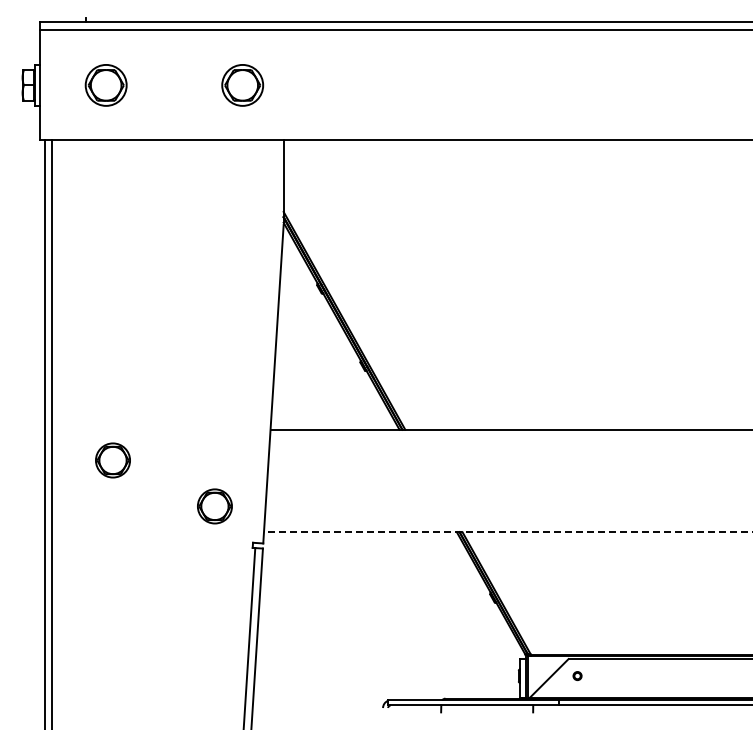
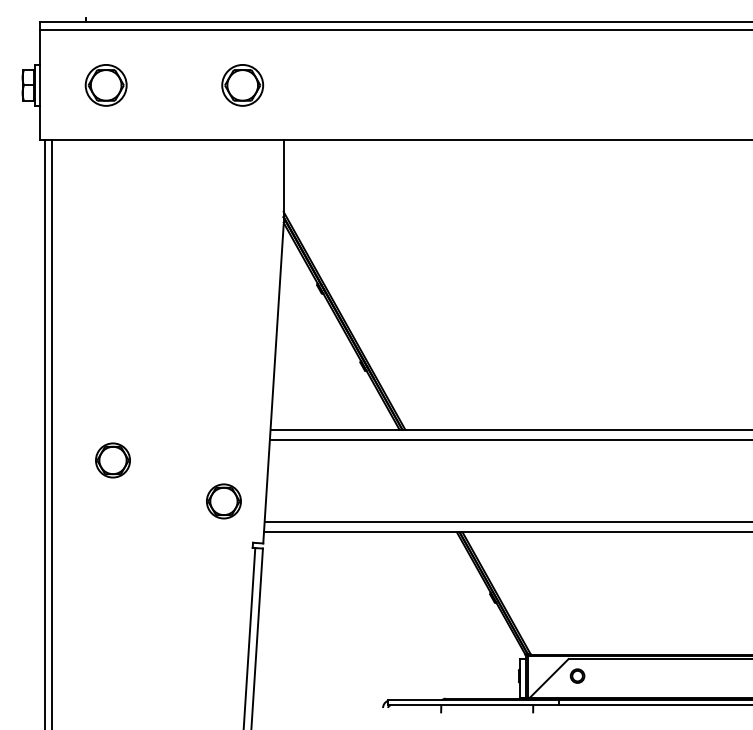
line: none -> present (509, 439)
part position: (214, 506) -> (223, 501) (223, 501)
line: none -> present (506, 522)
line: dashed -> solid (507, 532)
part size: 11x11 px -> 17x16 px (577, 675)
